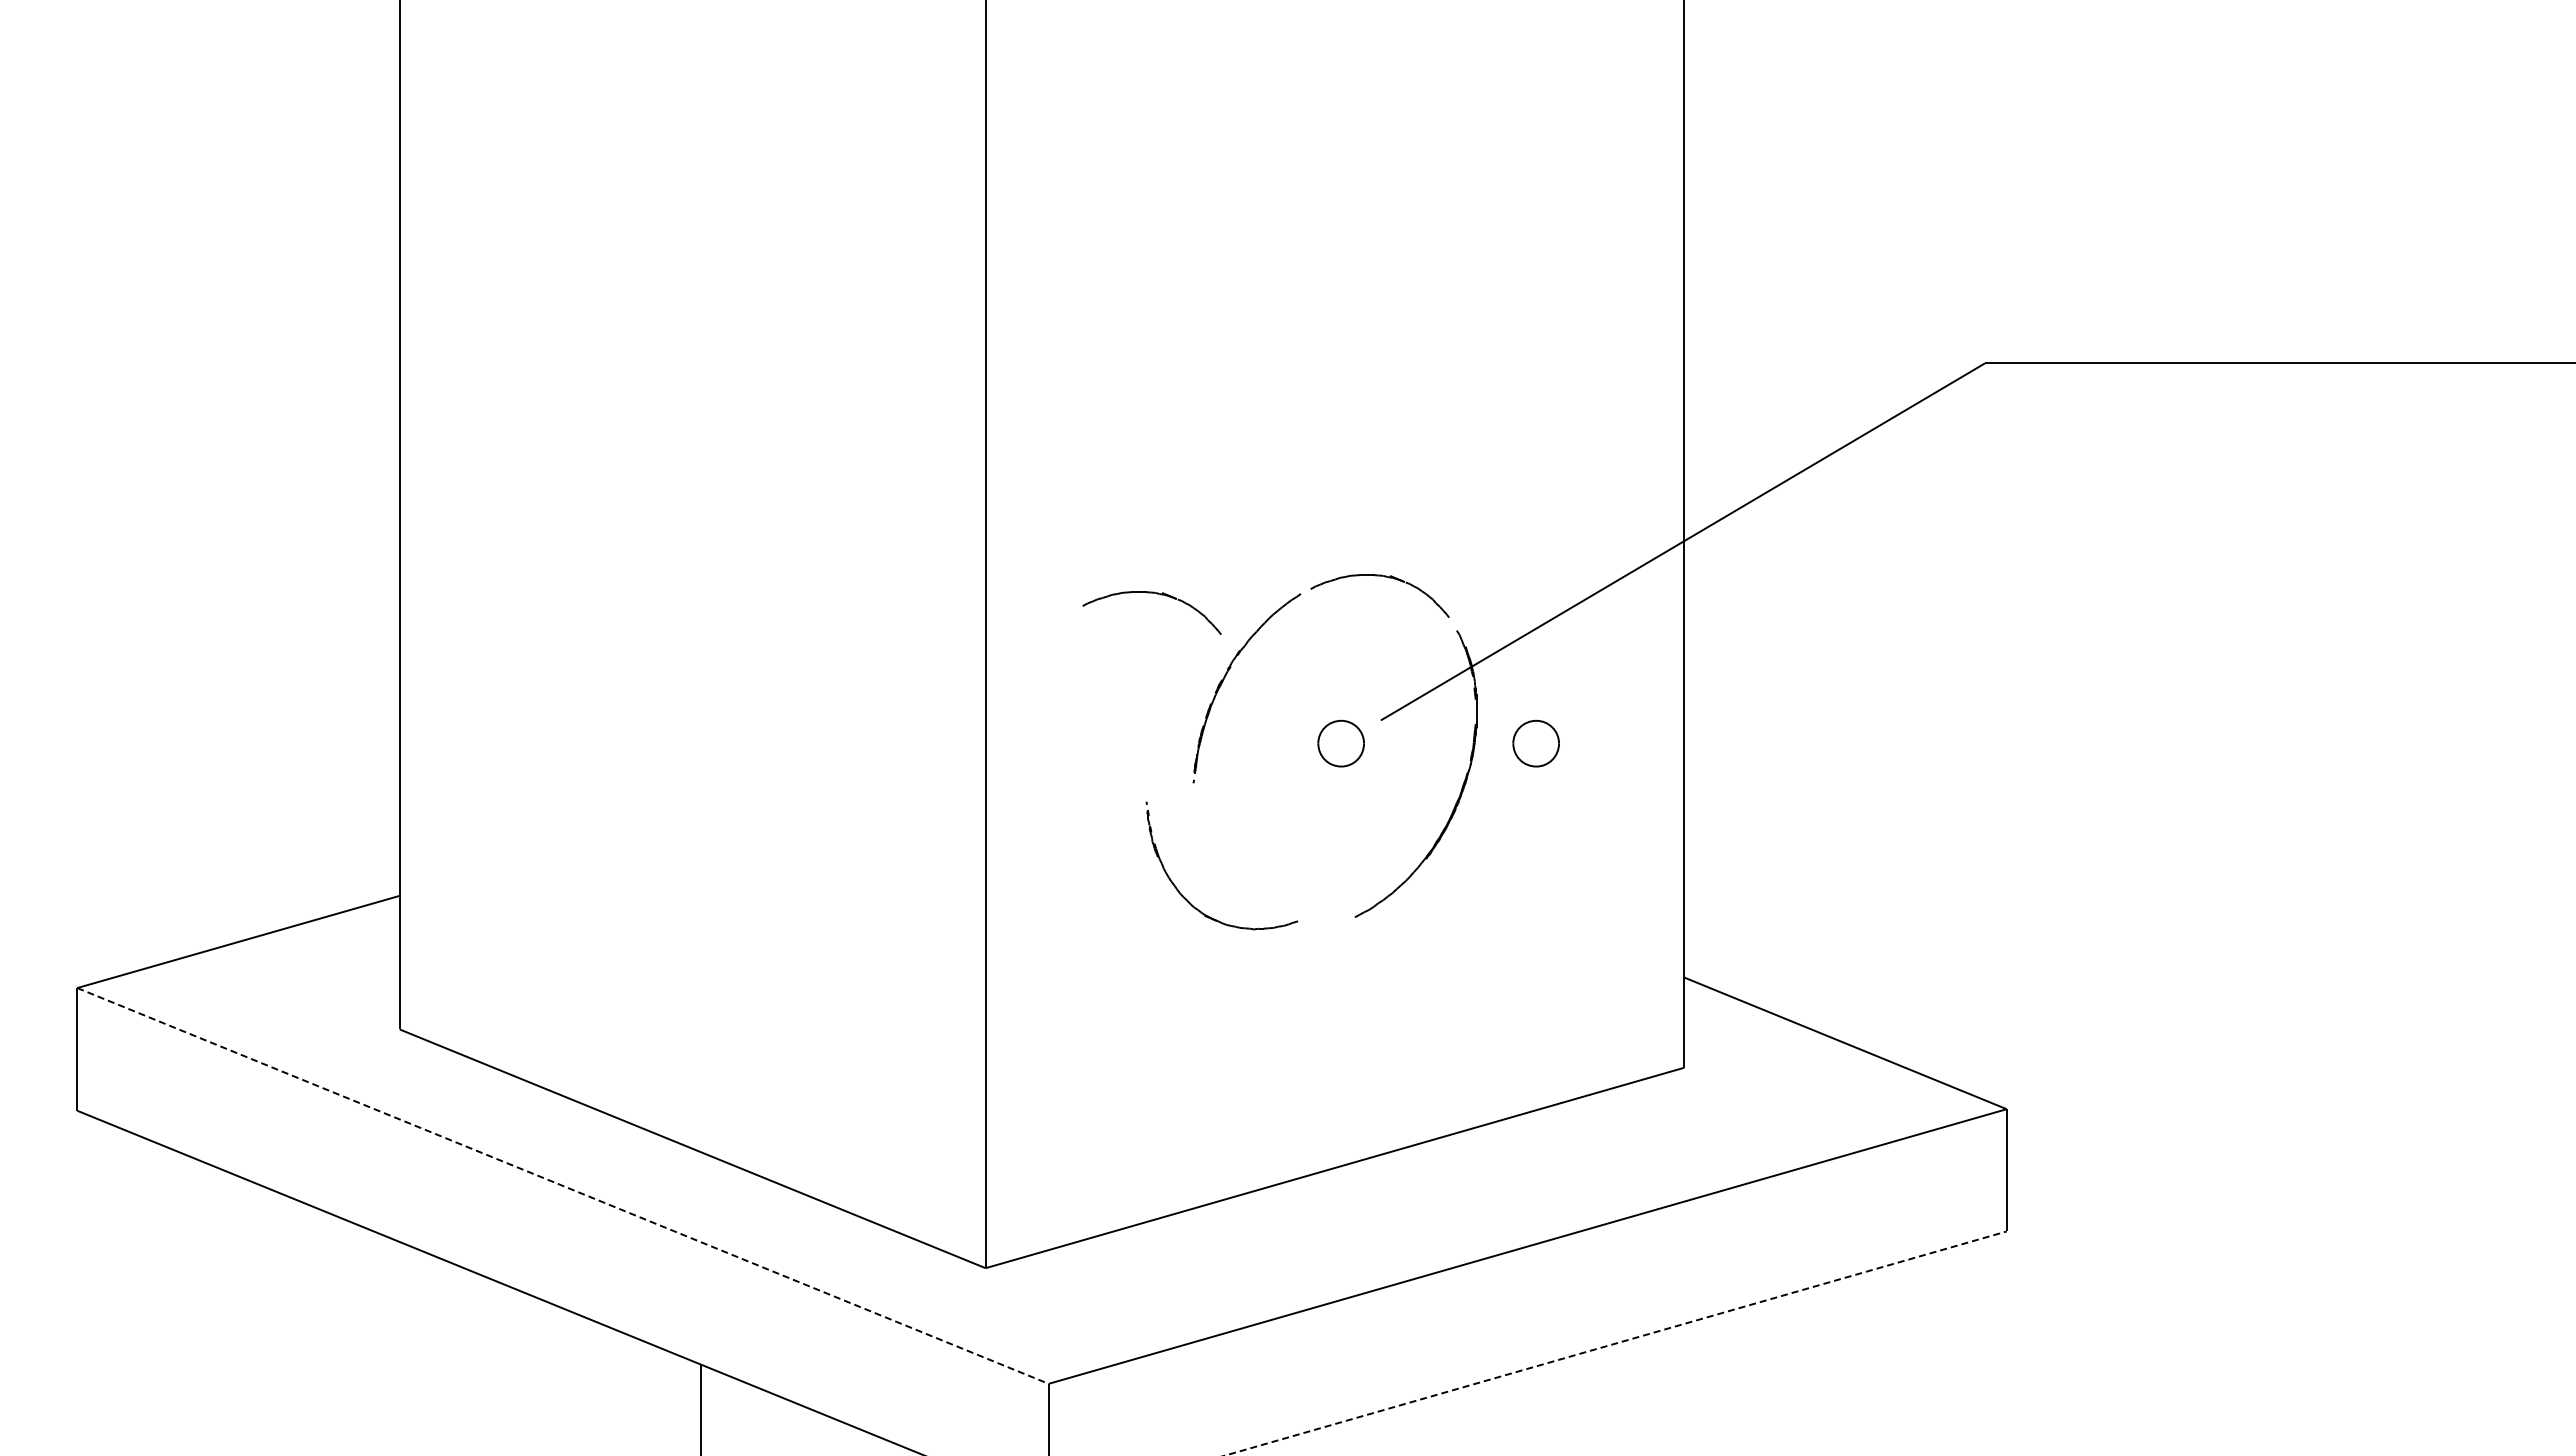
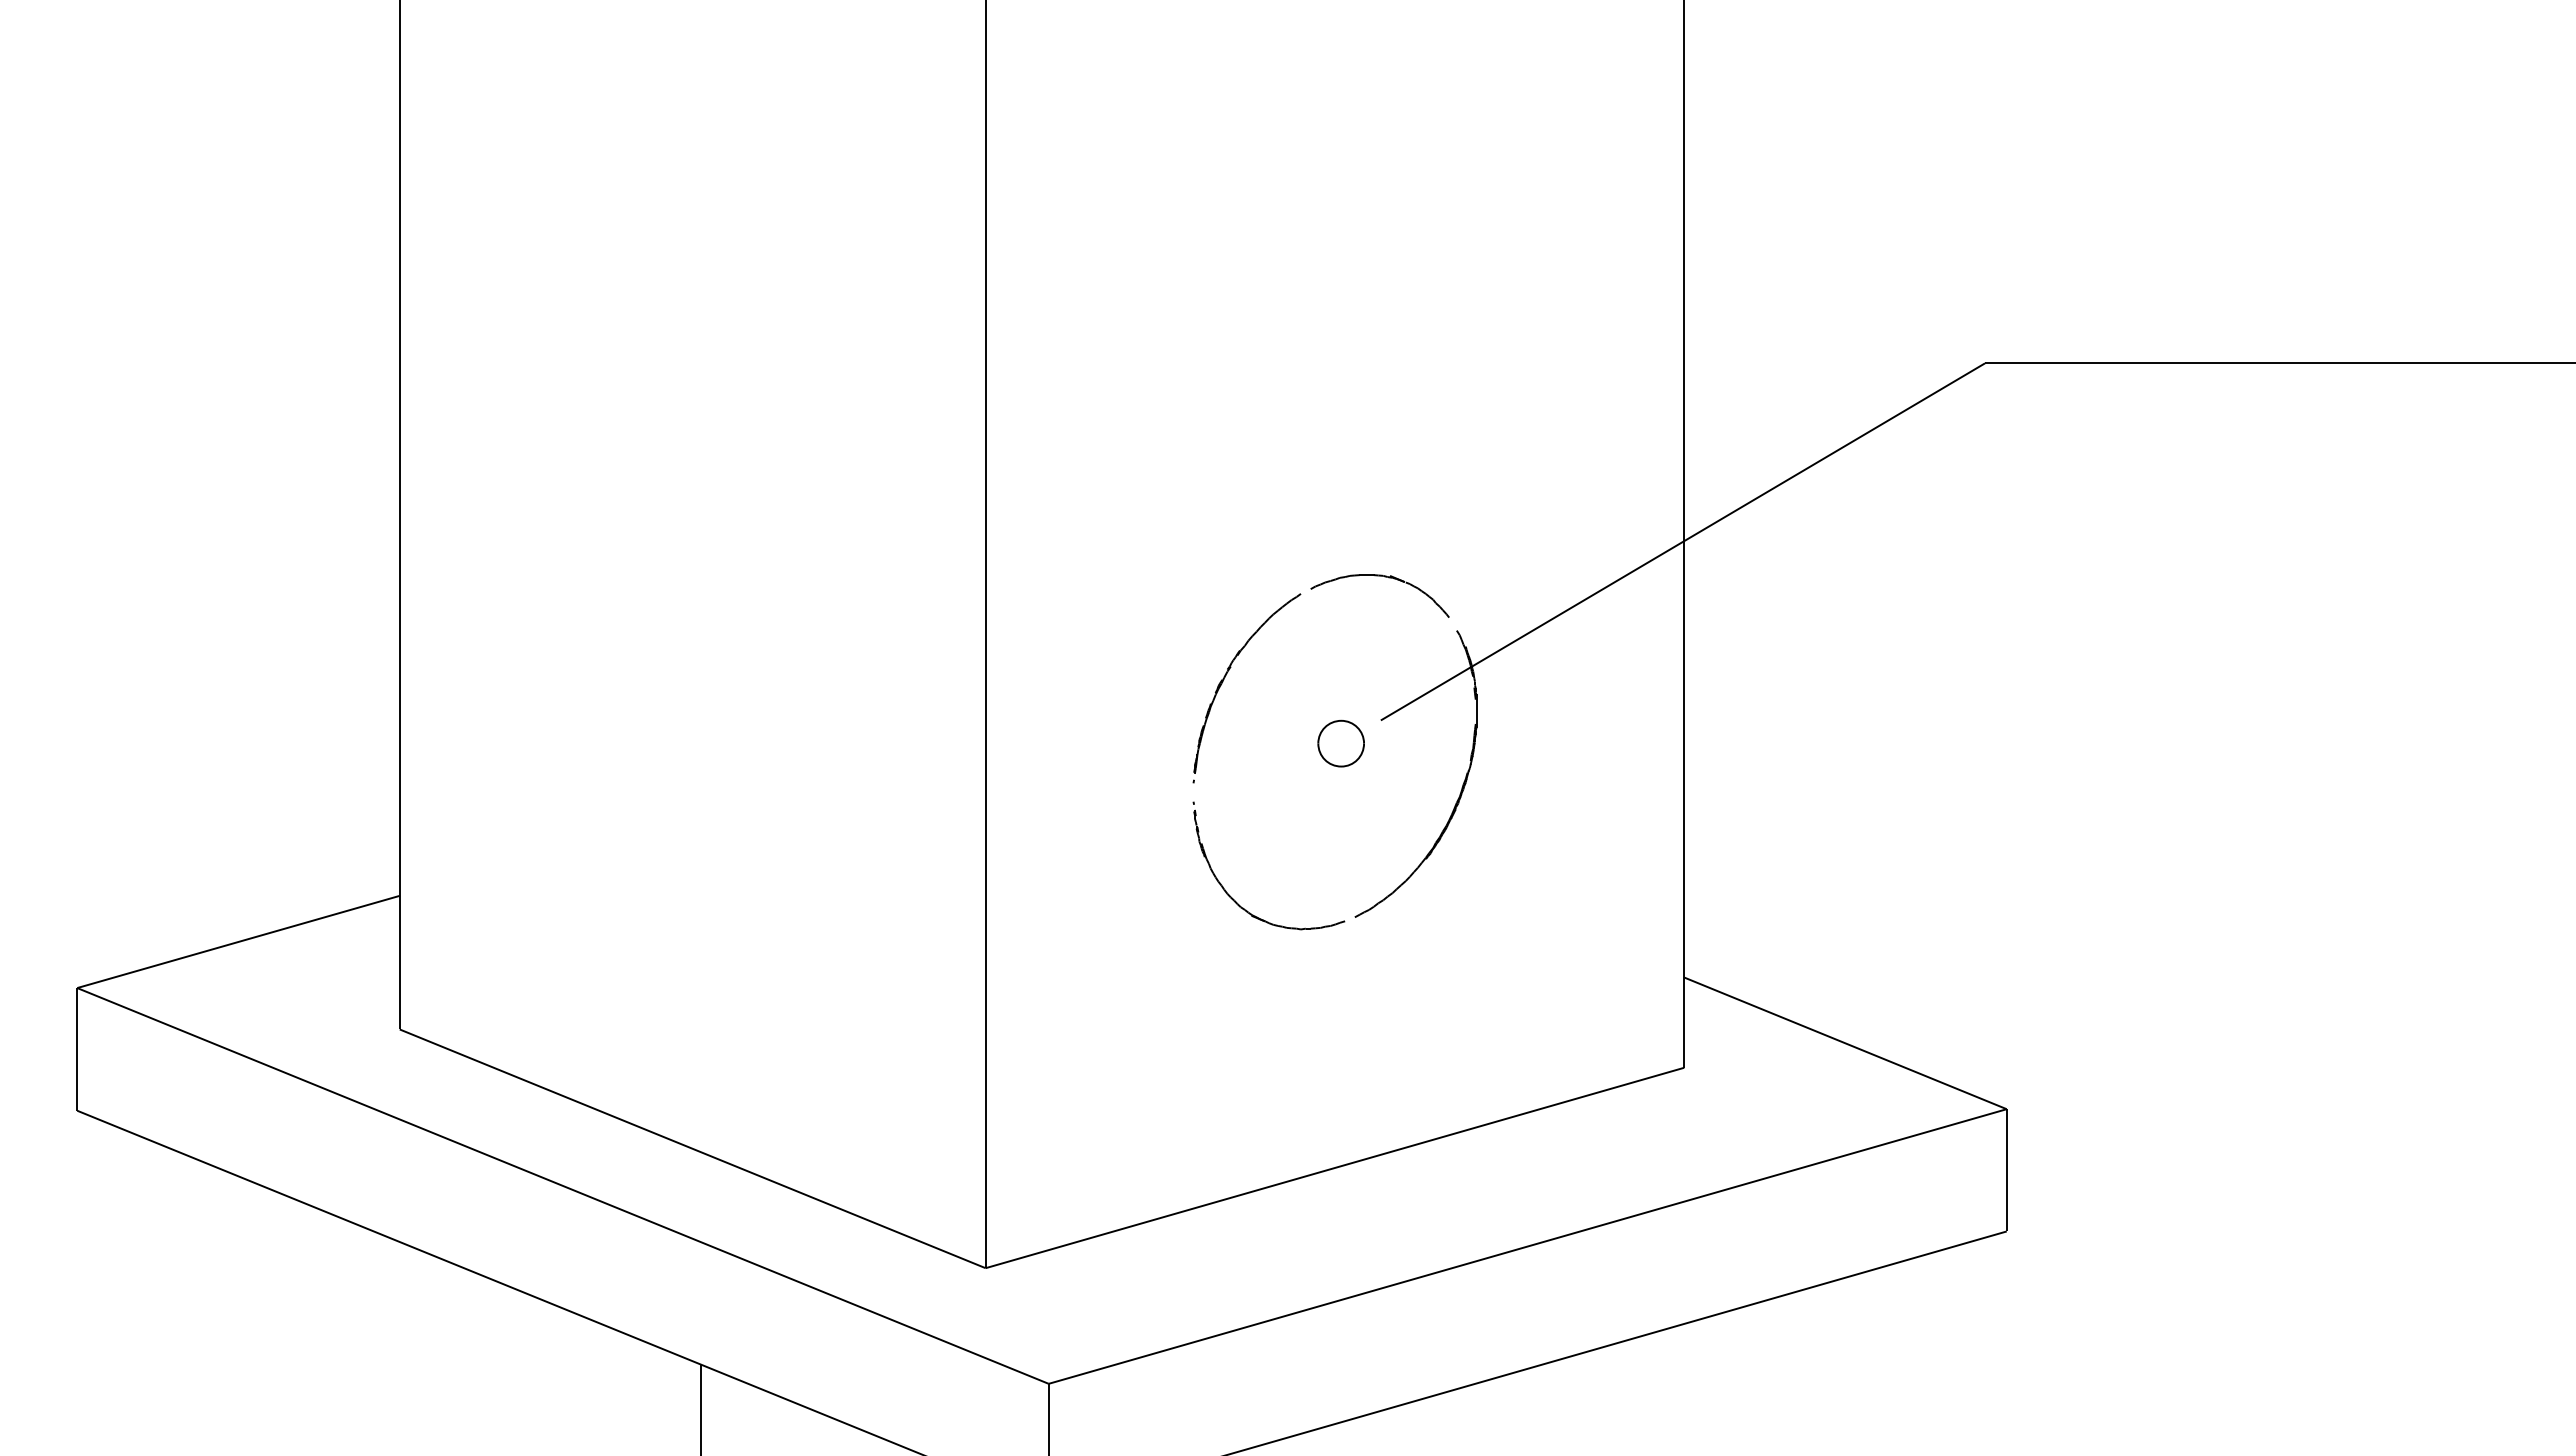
part: present -> none (1156, 594)
part: present -> none (1535, 743)
part position: (1187, 899) -> (1234, 899) (1234, 899)
line: dashed -> solid (563, 1186)
line: dashed -> solid (1615, 1343)
